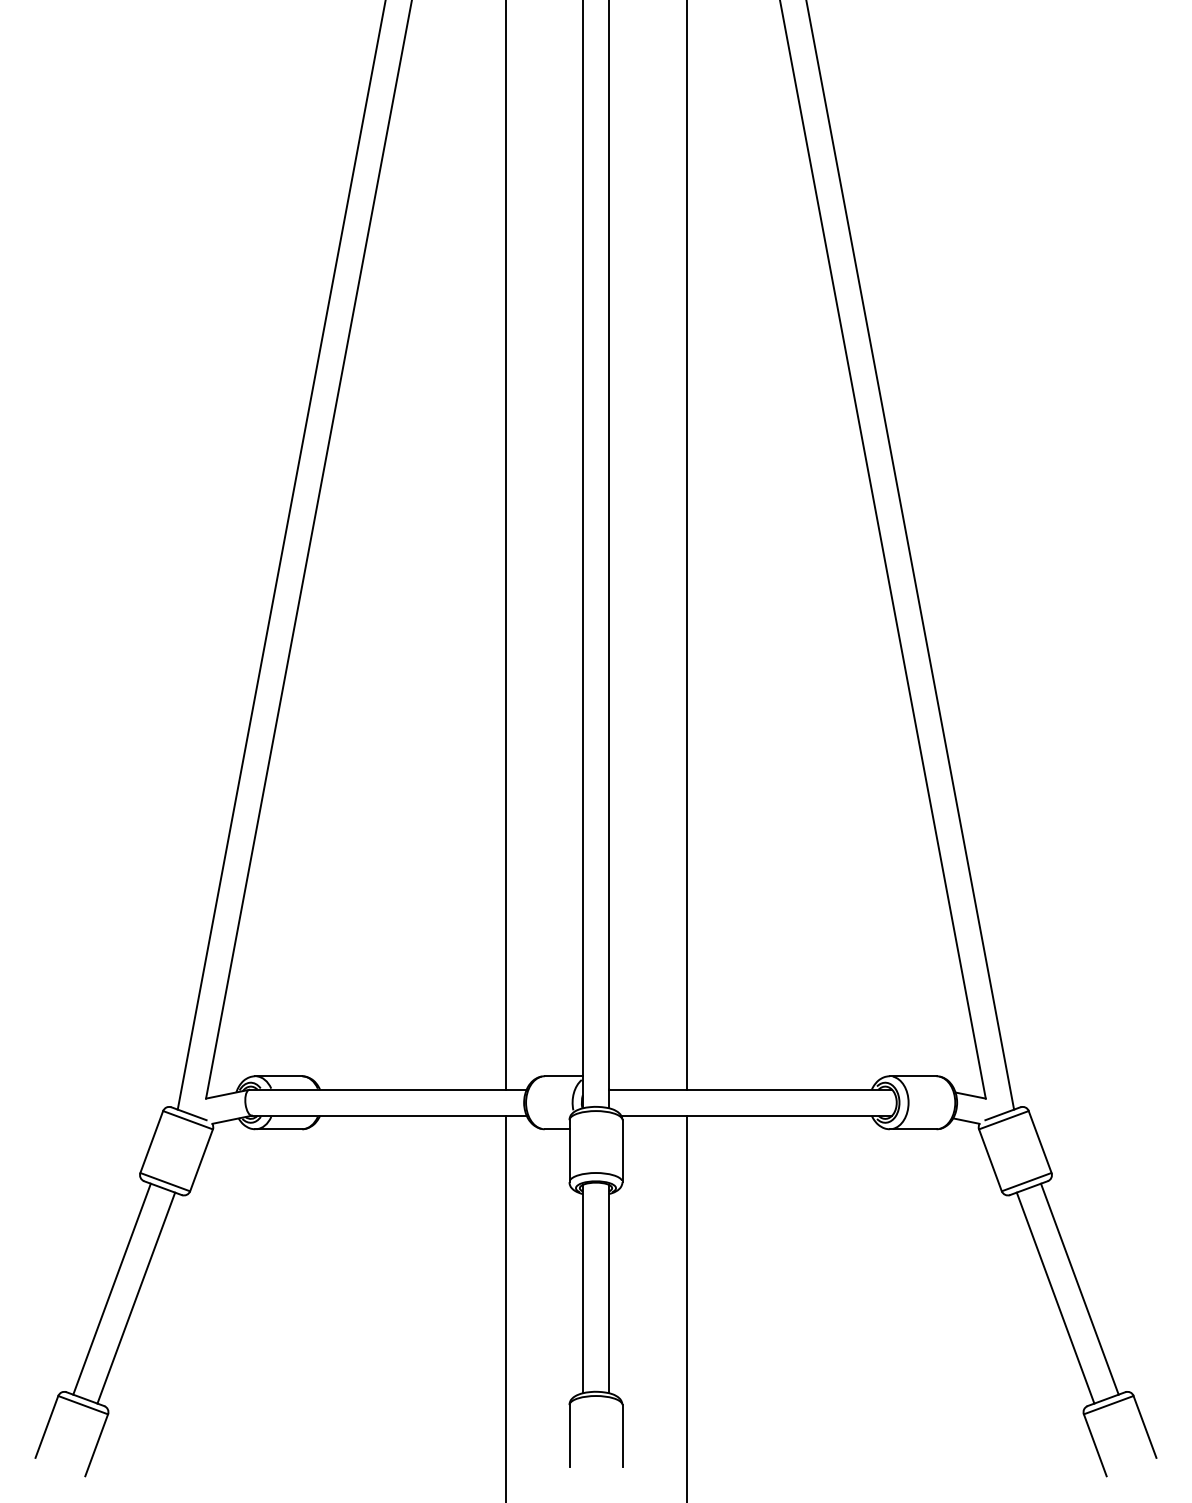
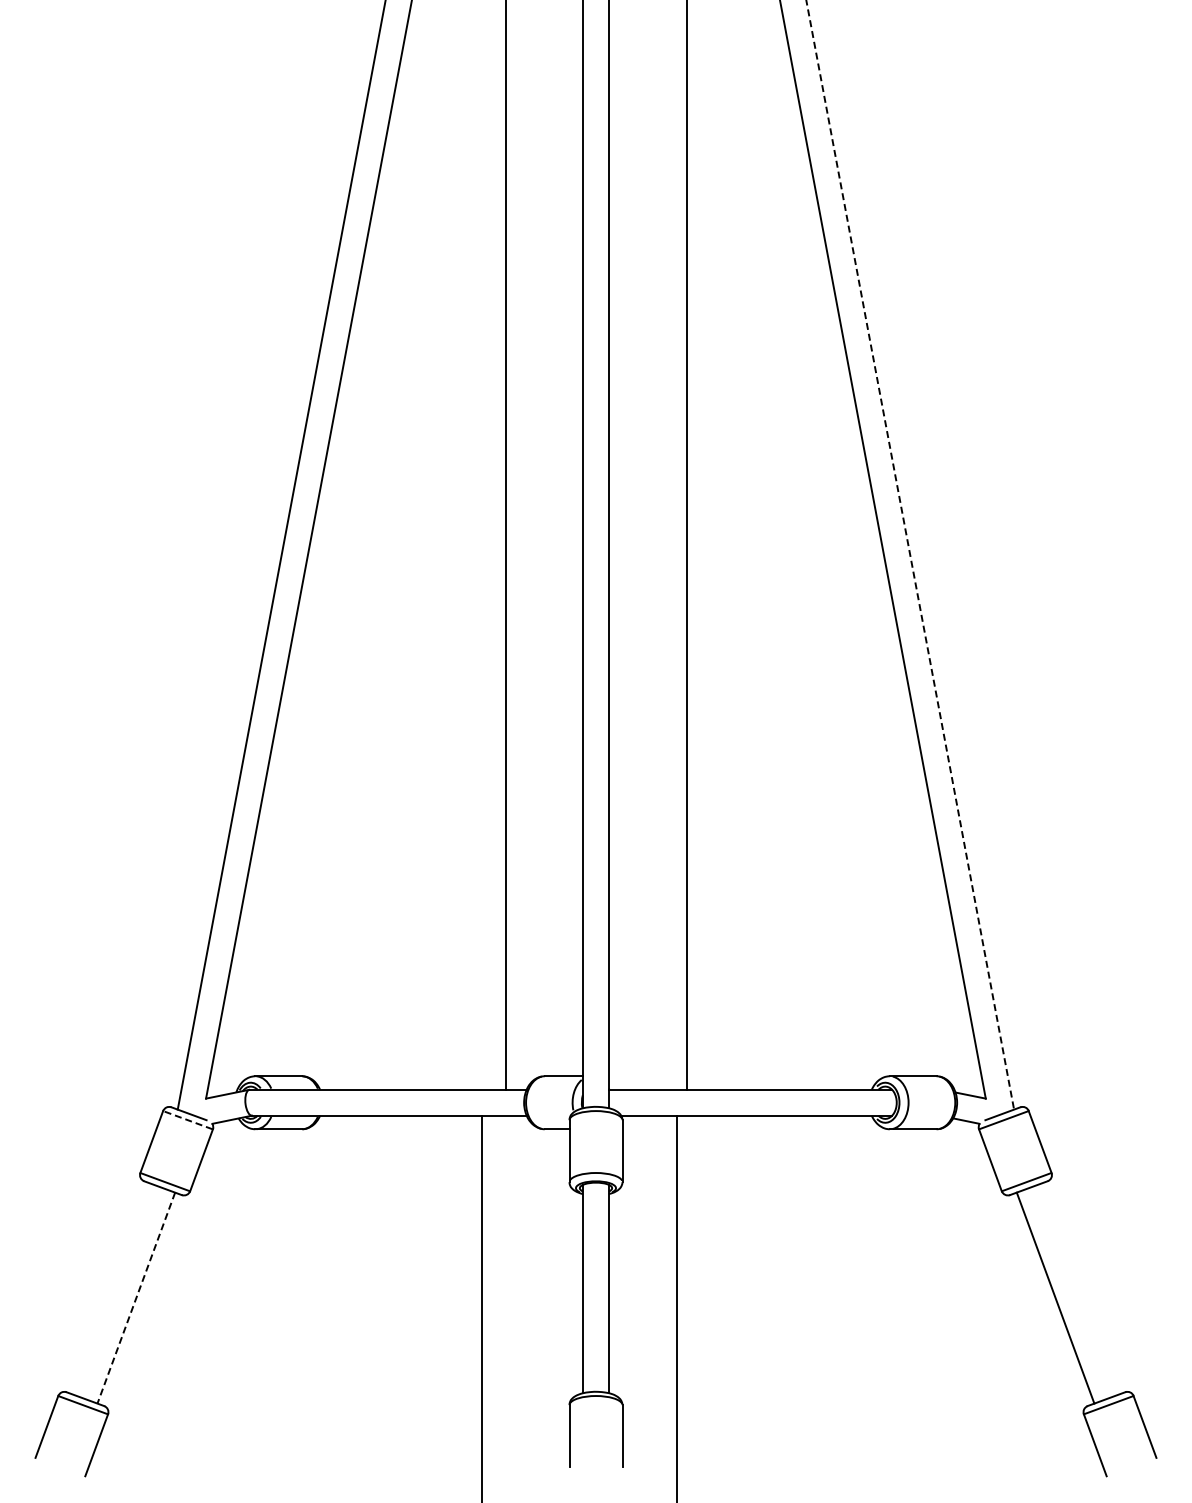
line: solid -> dashed (910, 555)
line: solid -> dashed (187, 1120)
line: present -> none (111, 1288)
line: present -> none (1079, 1288)
line: solid -> dashed (136, 1298)
line position: (505, 1307) -> (481, 1307) (481, 1307)
line position: (686, 1307) -> (676, 1307) (676, 1307)
